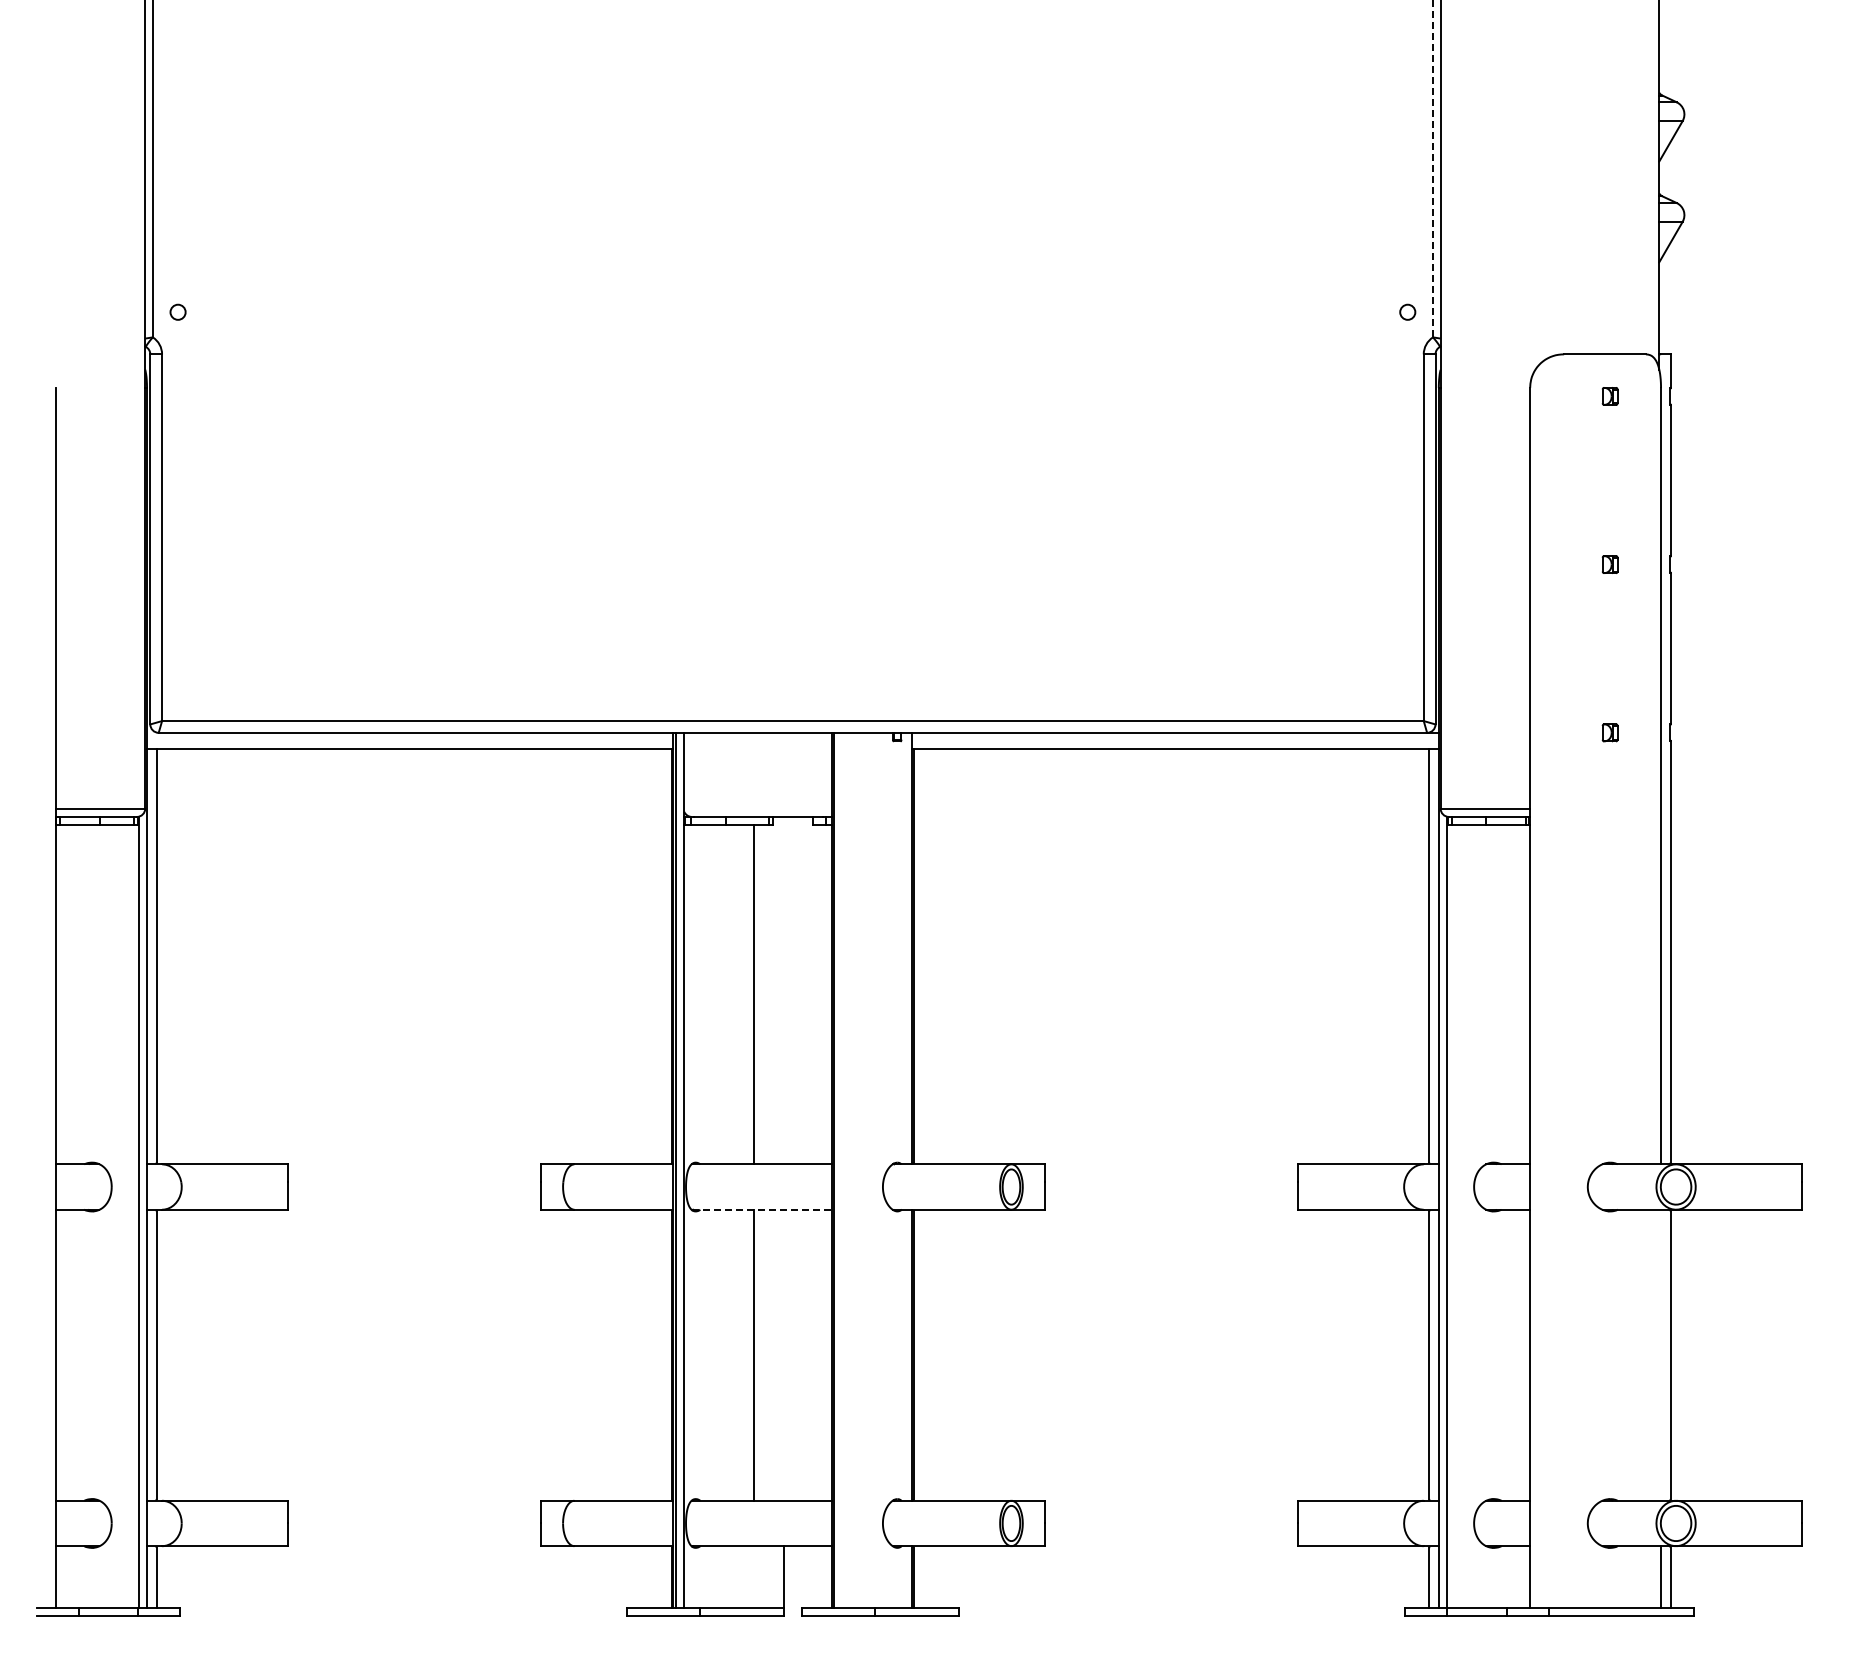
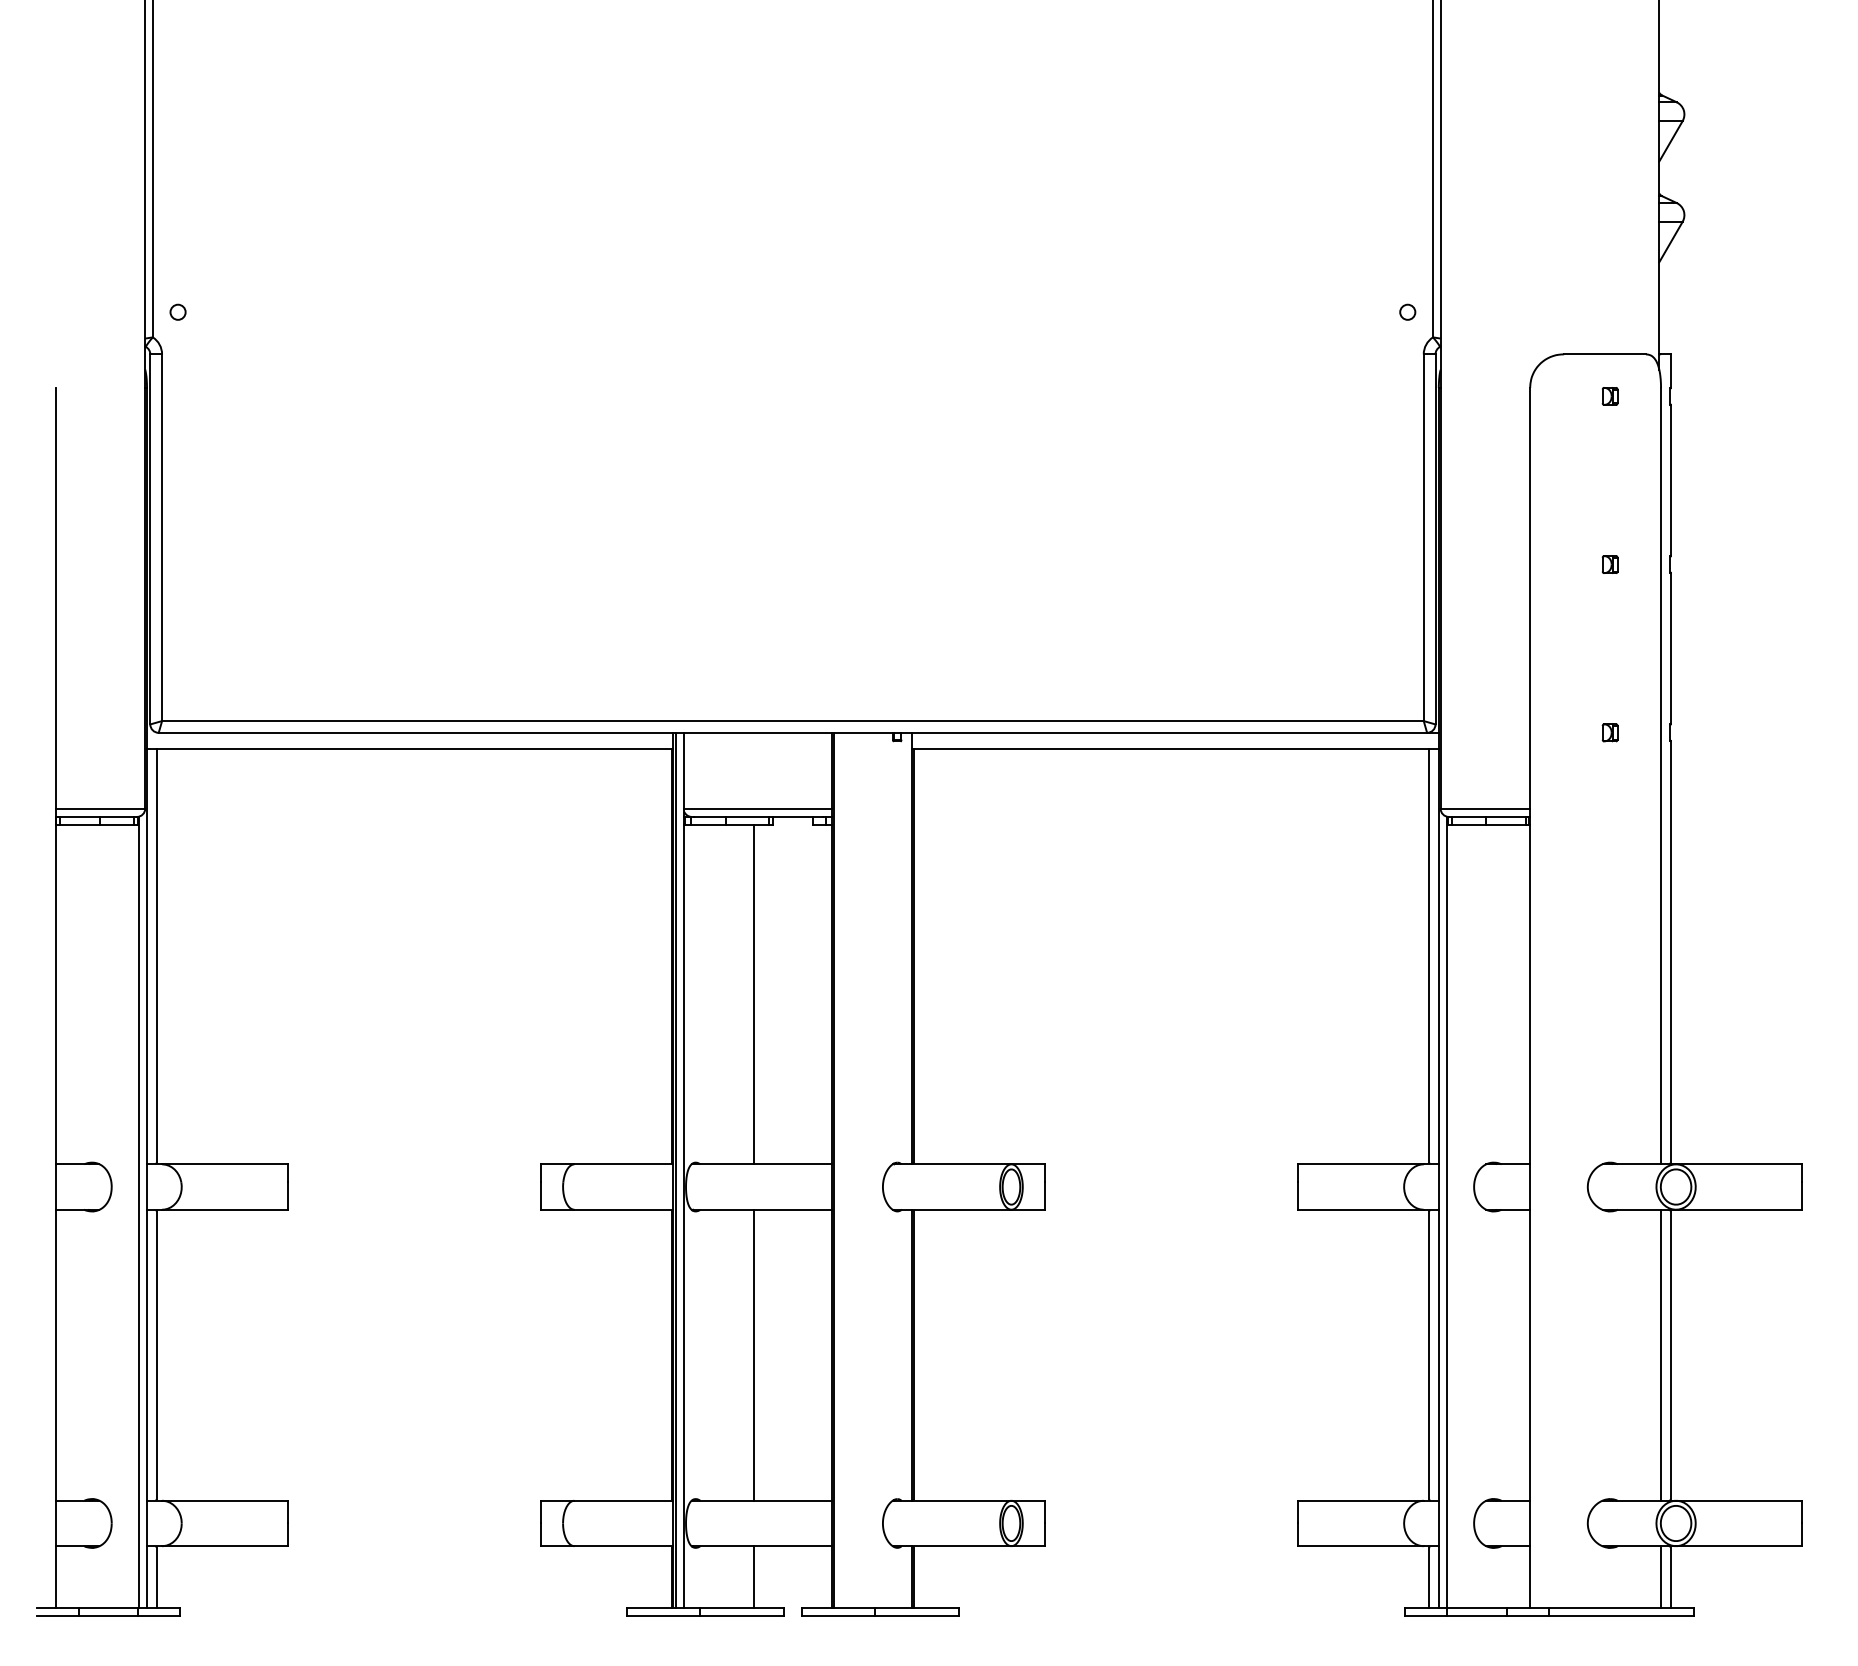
line: dashed -> solid (1433, 168)
line: none -> present (757, 808)
line: dashed -> solid (762, 1209)
line: none -> present (1661, 1354)
line position: (784, 1576) -> (754, 1576) (754, 1576)
